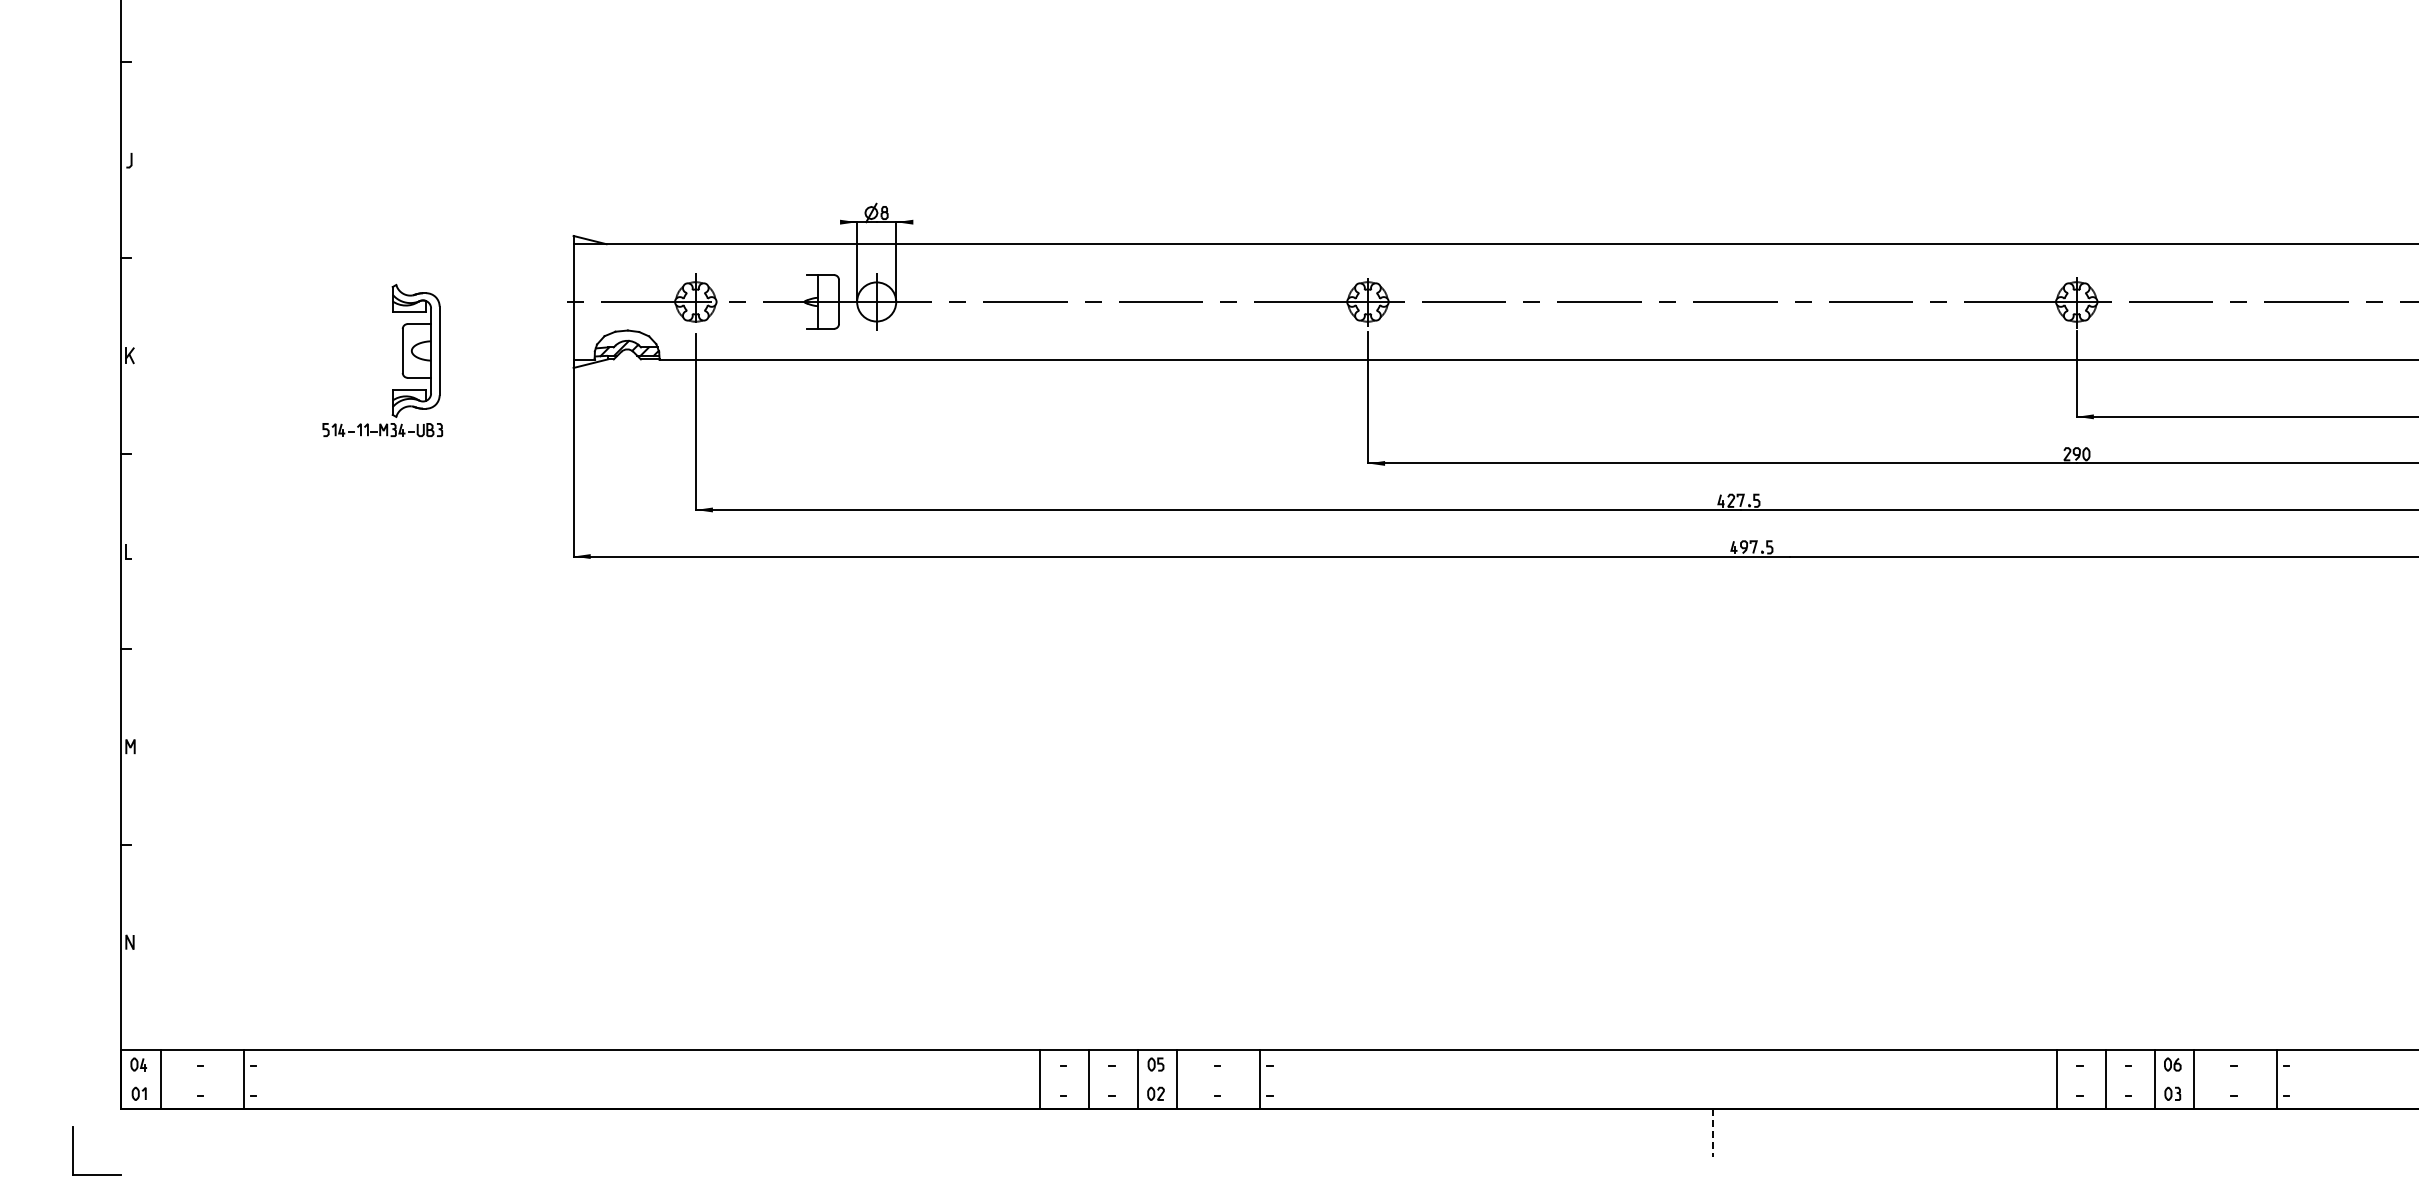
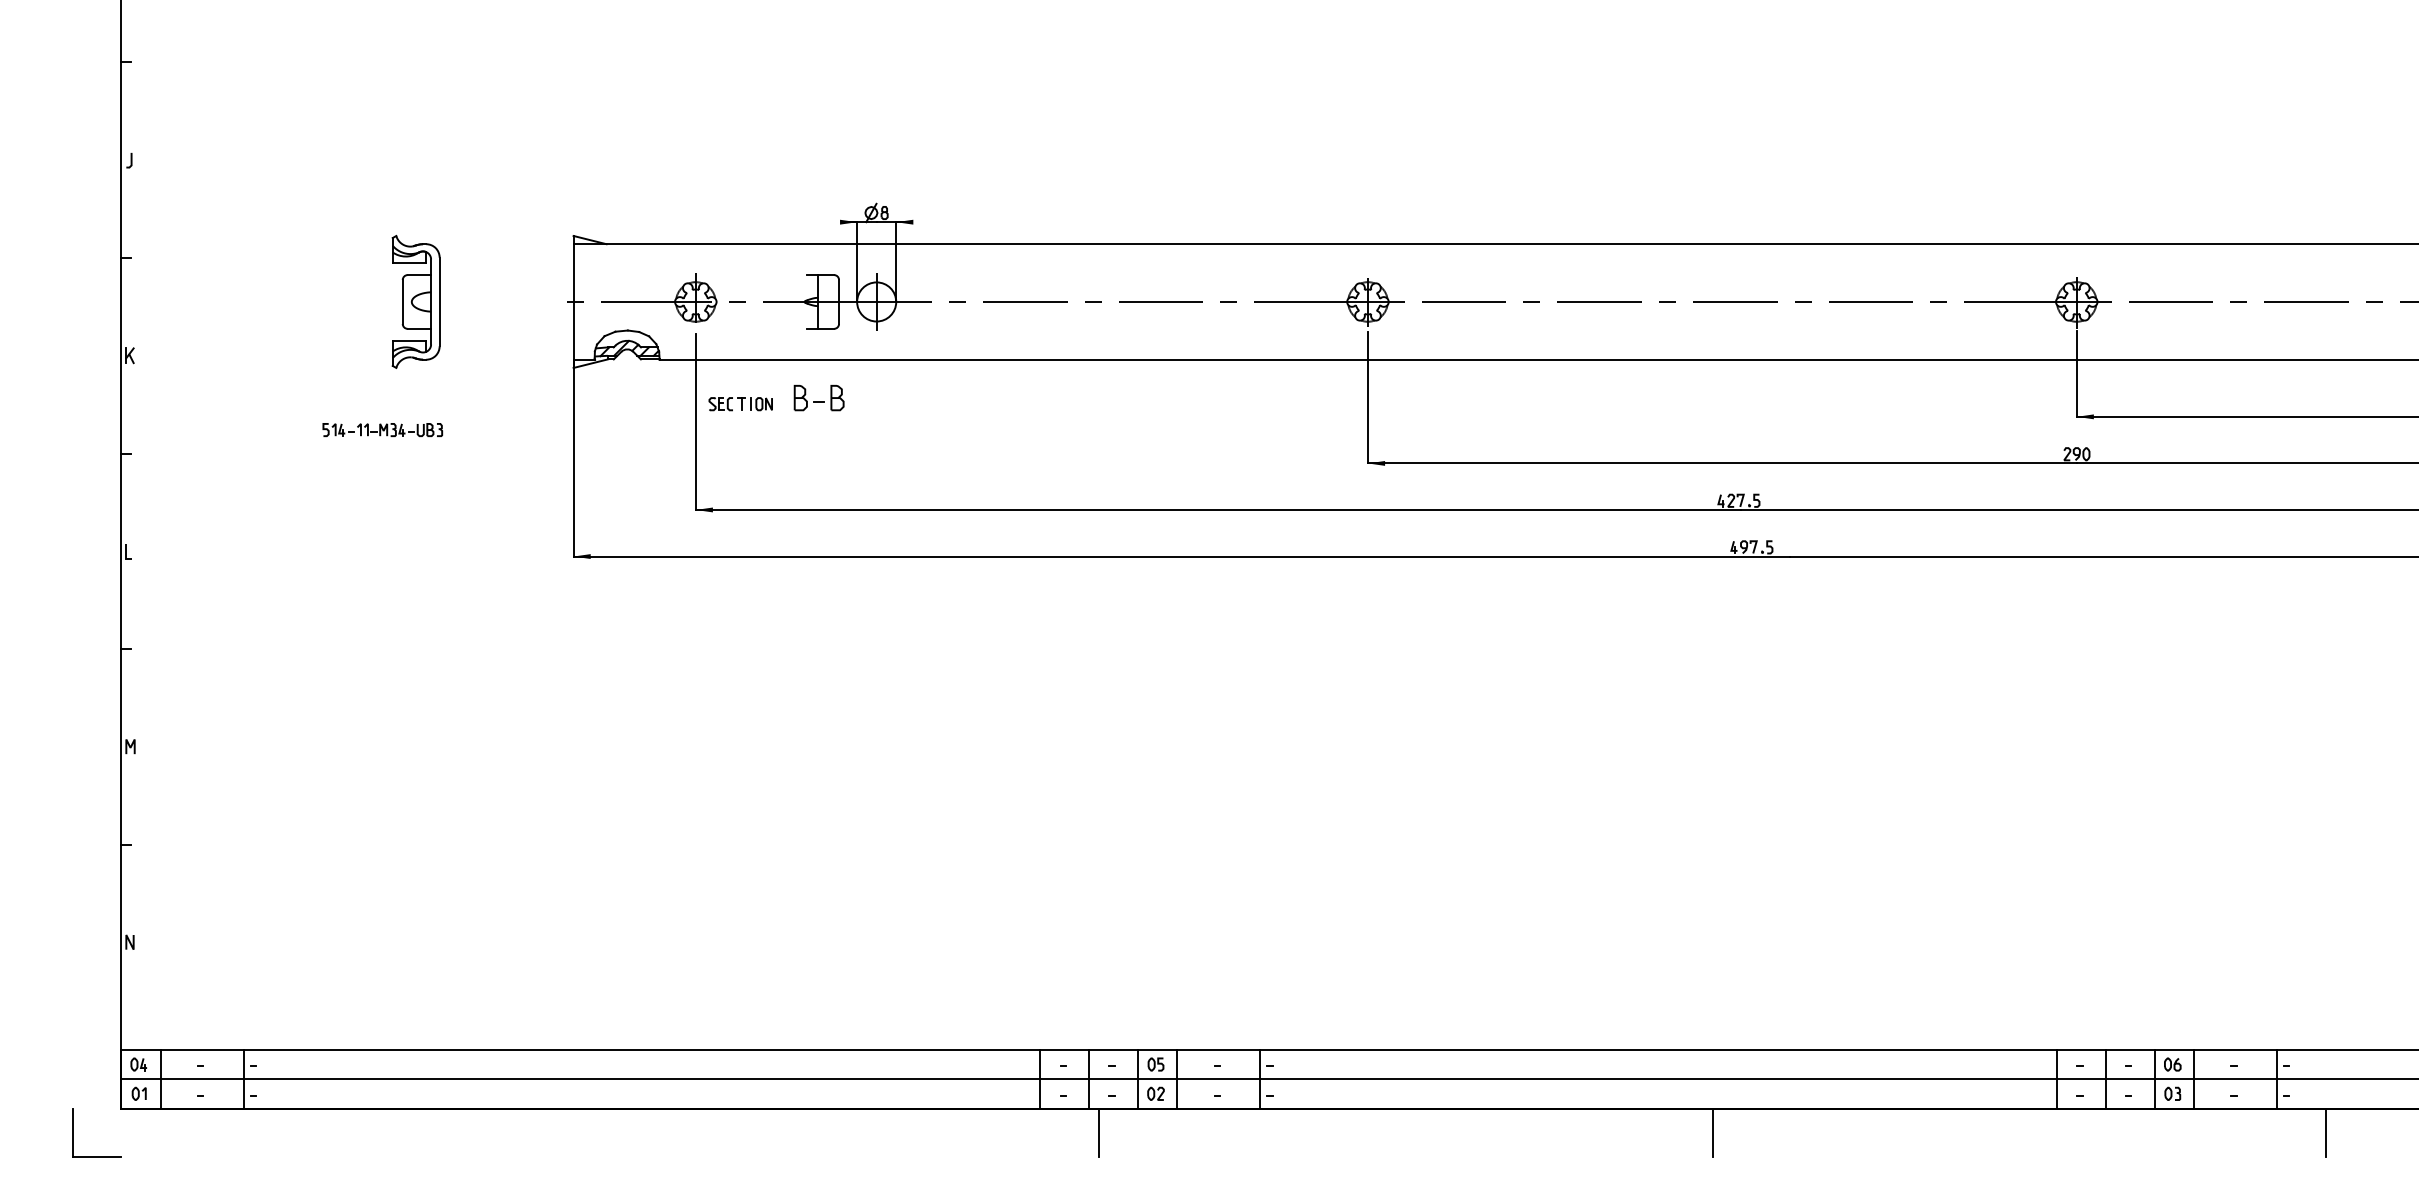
part position: (415, 350) -> (415, 301) (415, 301)
part: none -> present (818, 398)
part: none -> present (740, 404)
line: none -> present (1268, 1079)
line: none -> present (1099, 1132)
line: none -> present (2326, 1132)
line: dashed -> solid (1712, 1133)
part position: (73, 1150) -> (73, 1132) (73, 1132)
